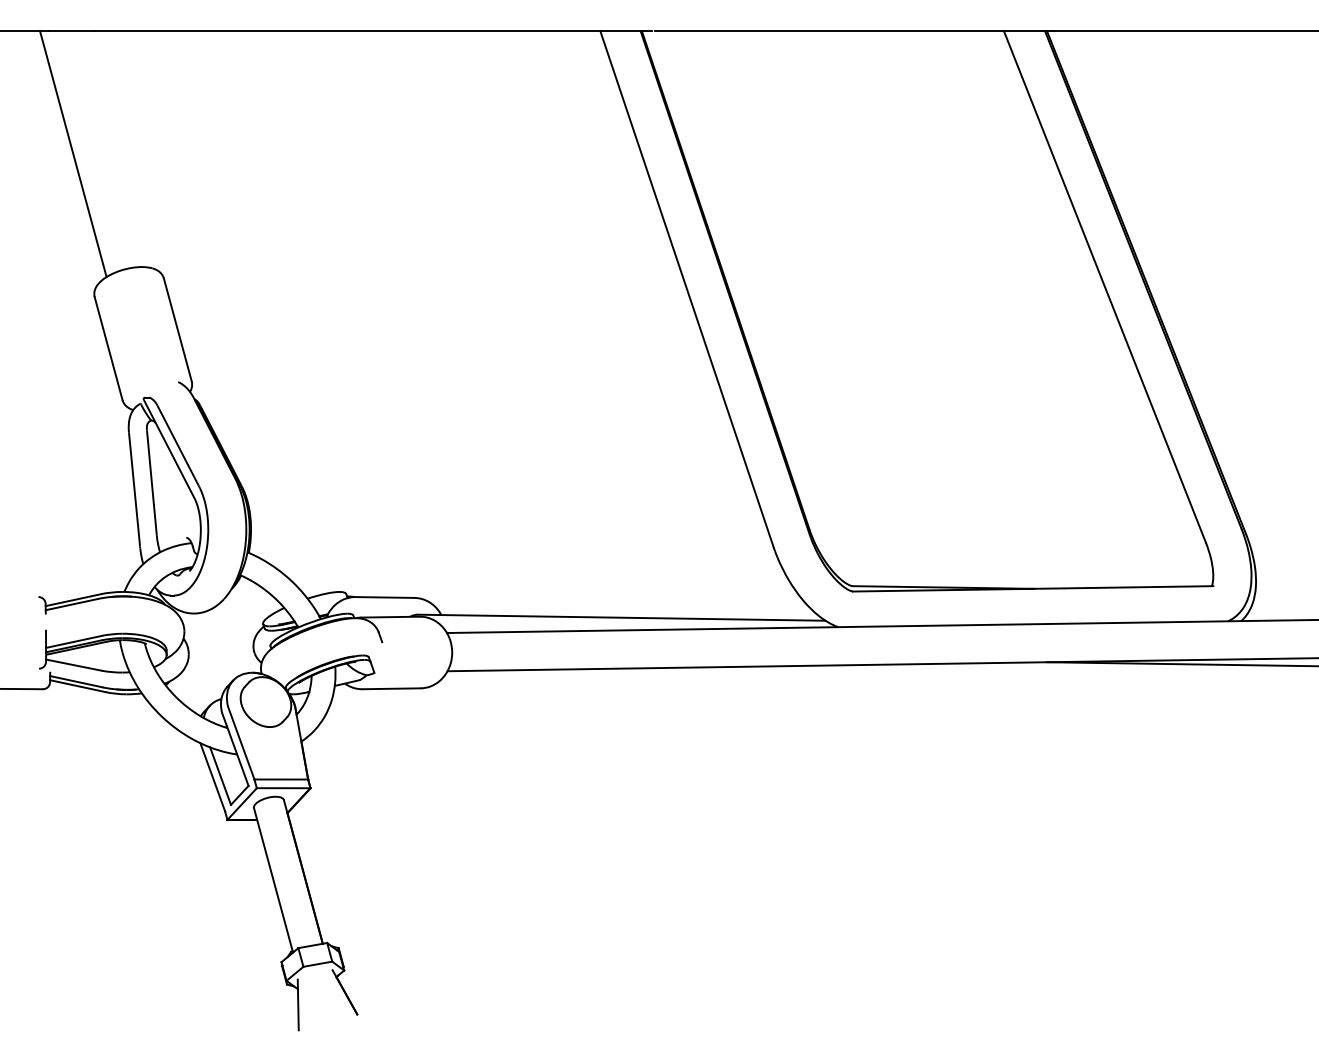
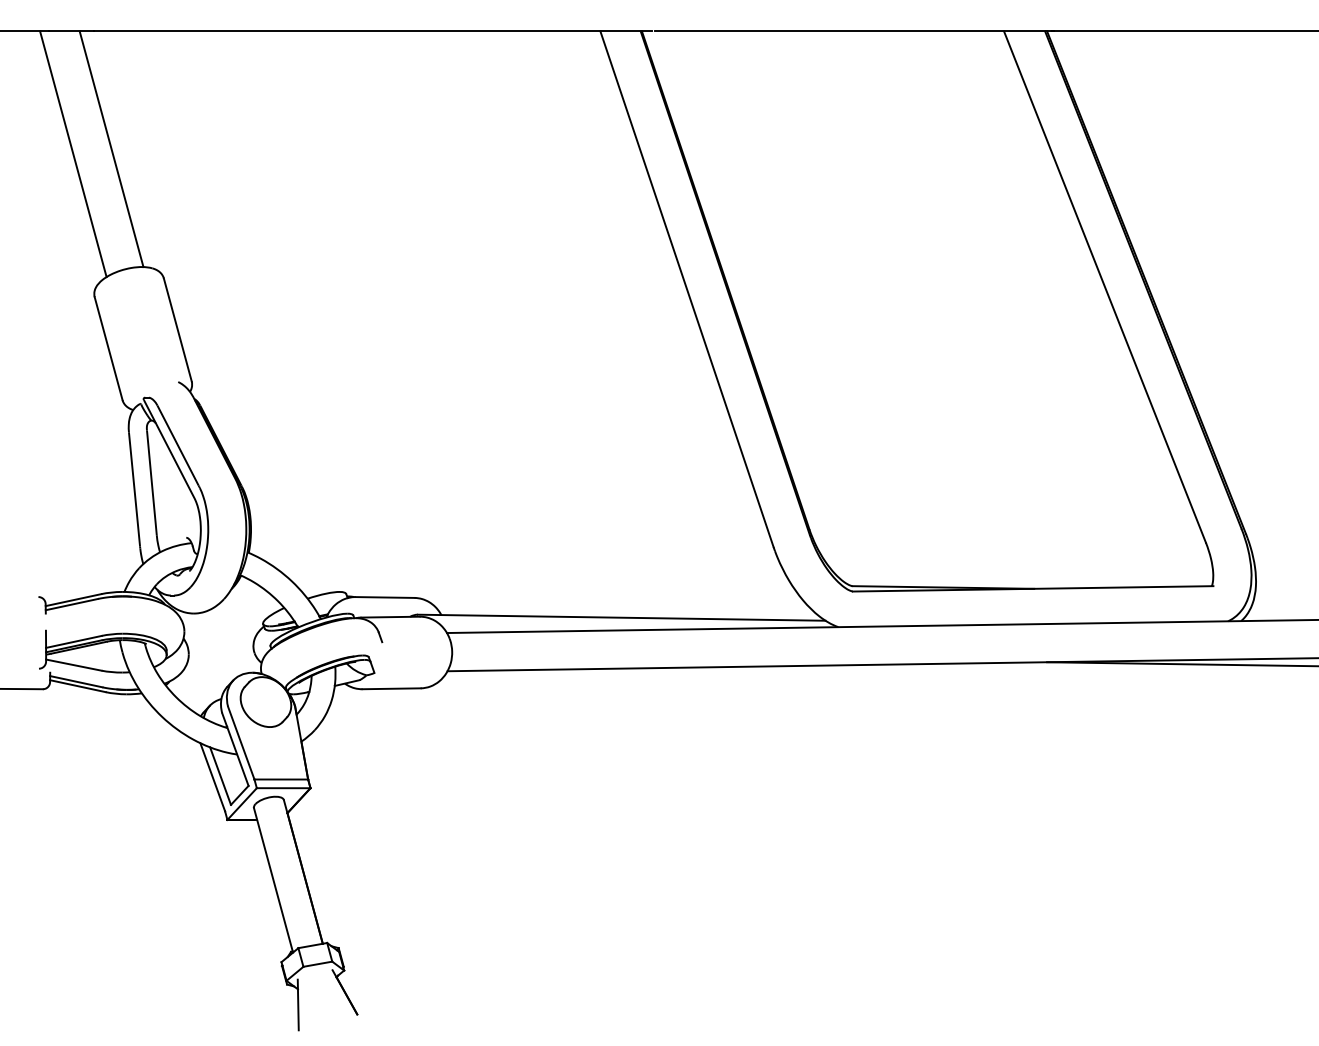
line: none -> present (111, 149)
